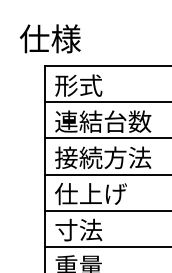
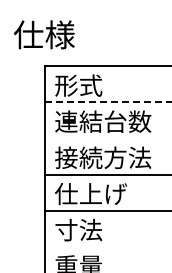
text position: (49, 38) -> (43, 34) (43, 34)
line: solid -> dashed (108, 102)
line: present -> none (106, 138)
line: present -> none (106, 246)
